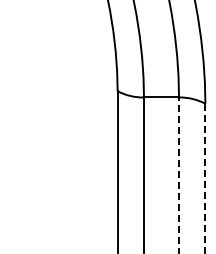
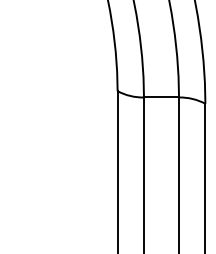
line: dashed -> solid (179, 175)
line: dashed -> solid (205, 178)
